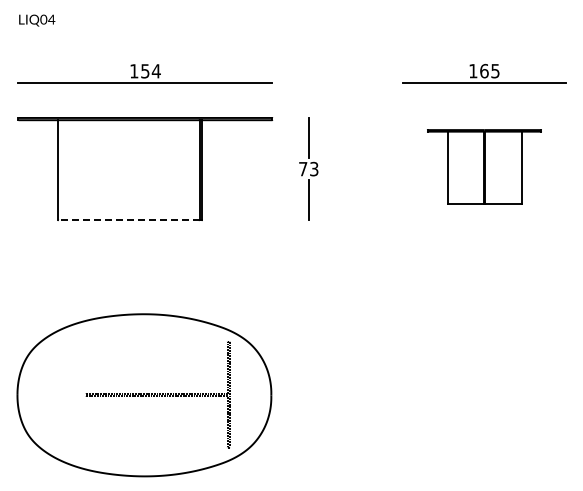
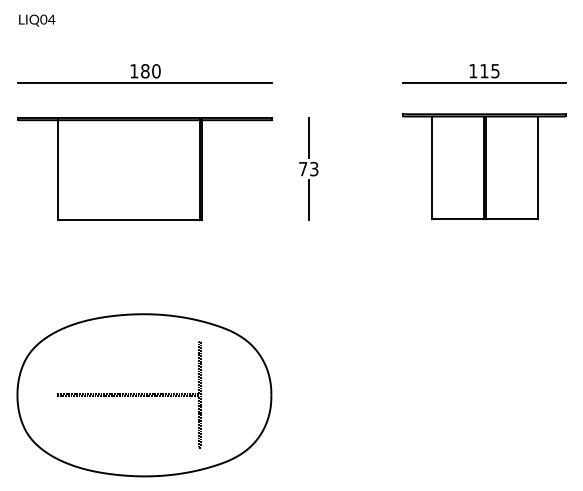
text: 165 -> 115 (484, 70)
text: 154 -> 180 (150, 71)
part size: 115x76 px -> 165x108 px (484, 166)
line: dashed -> solid (129, 220)
part position: (157, 394) -> (128, 394) (128, 394)
